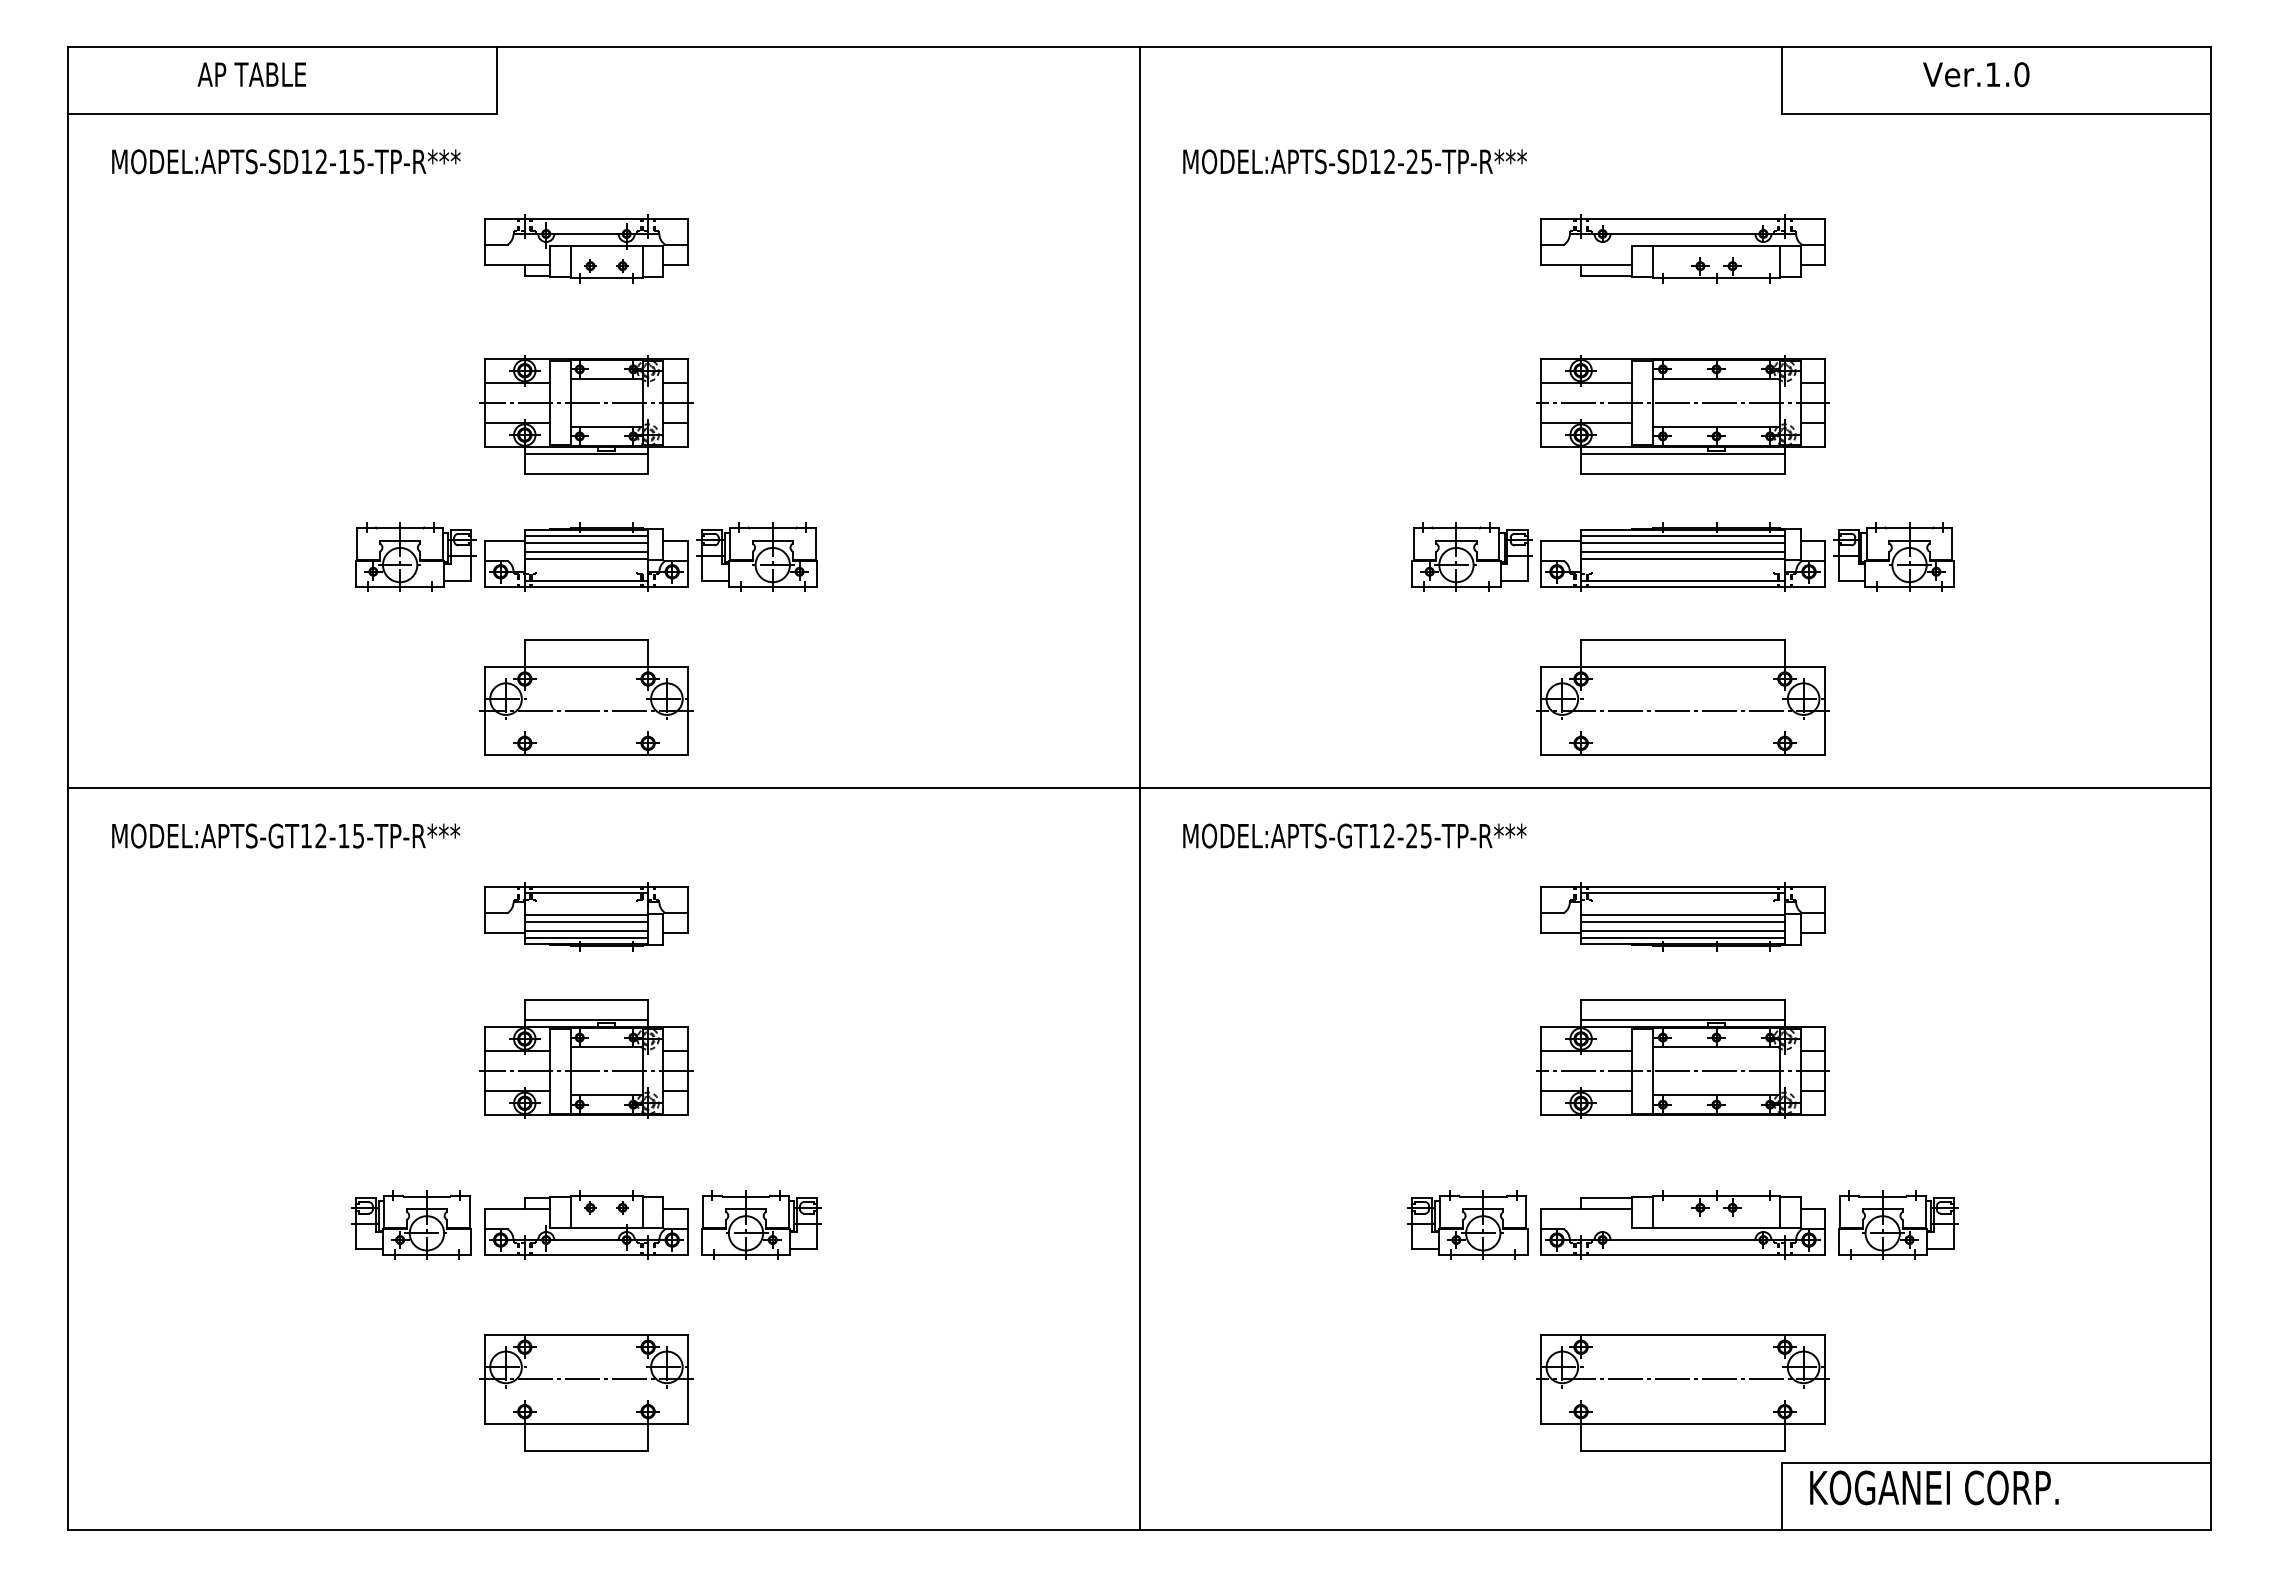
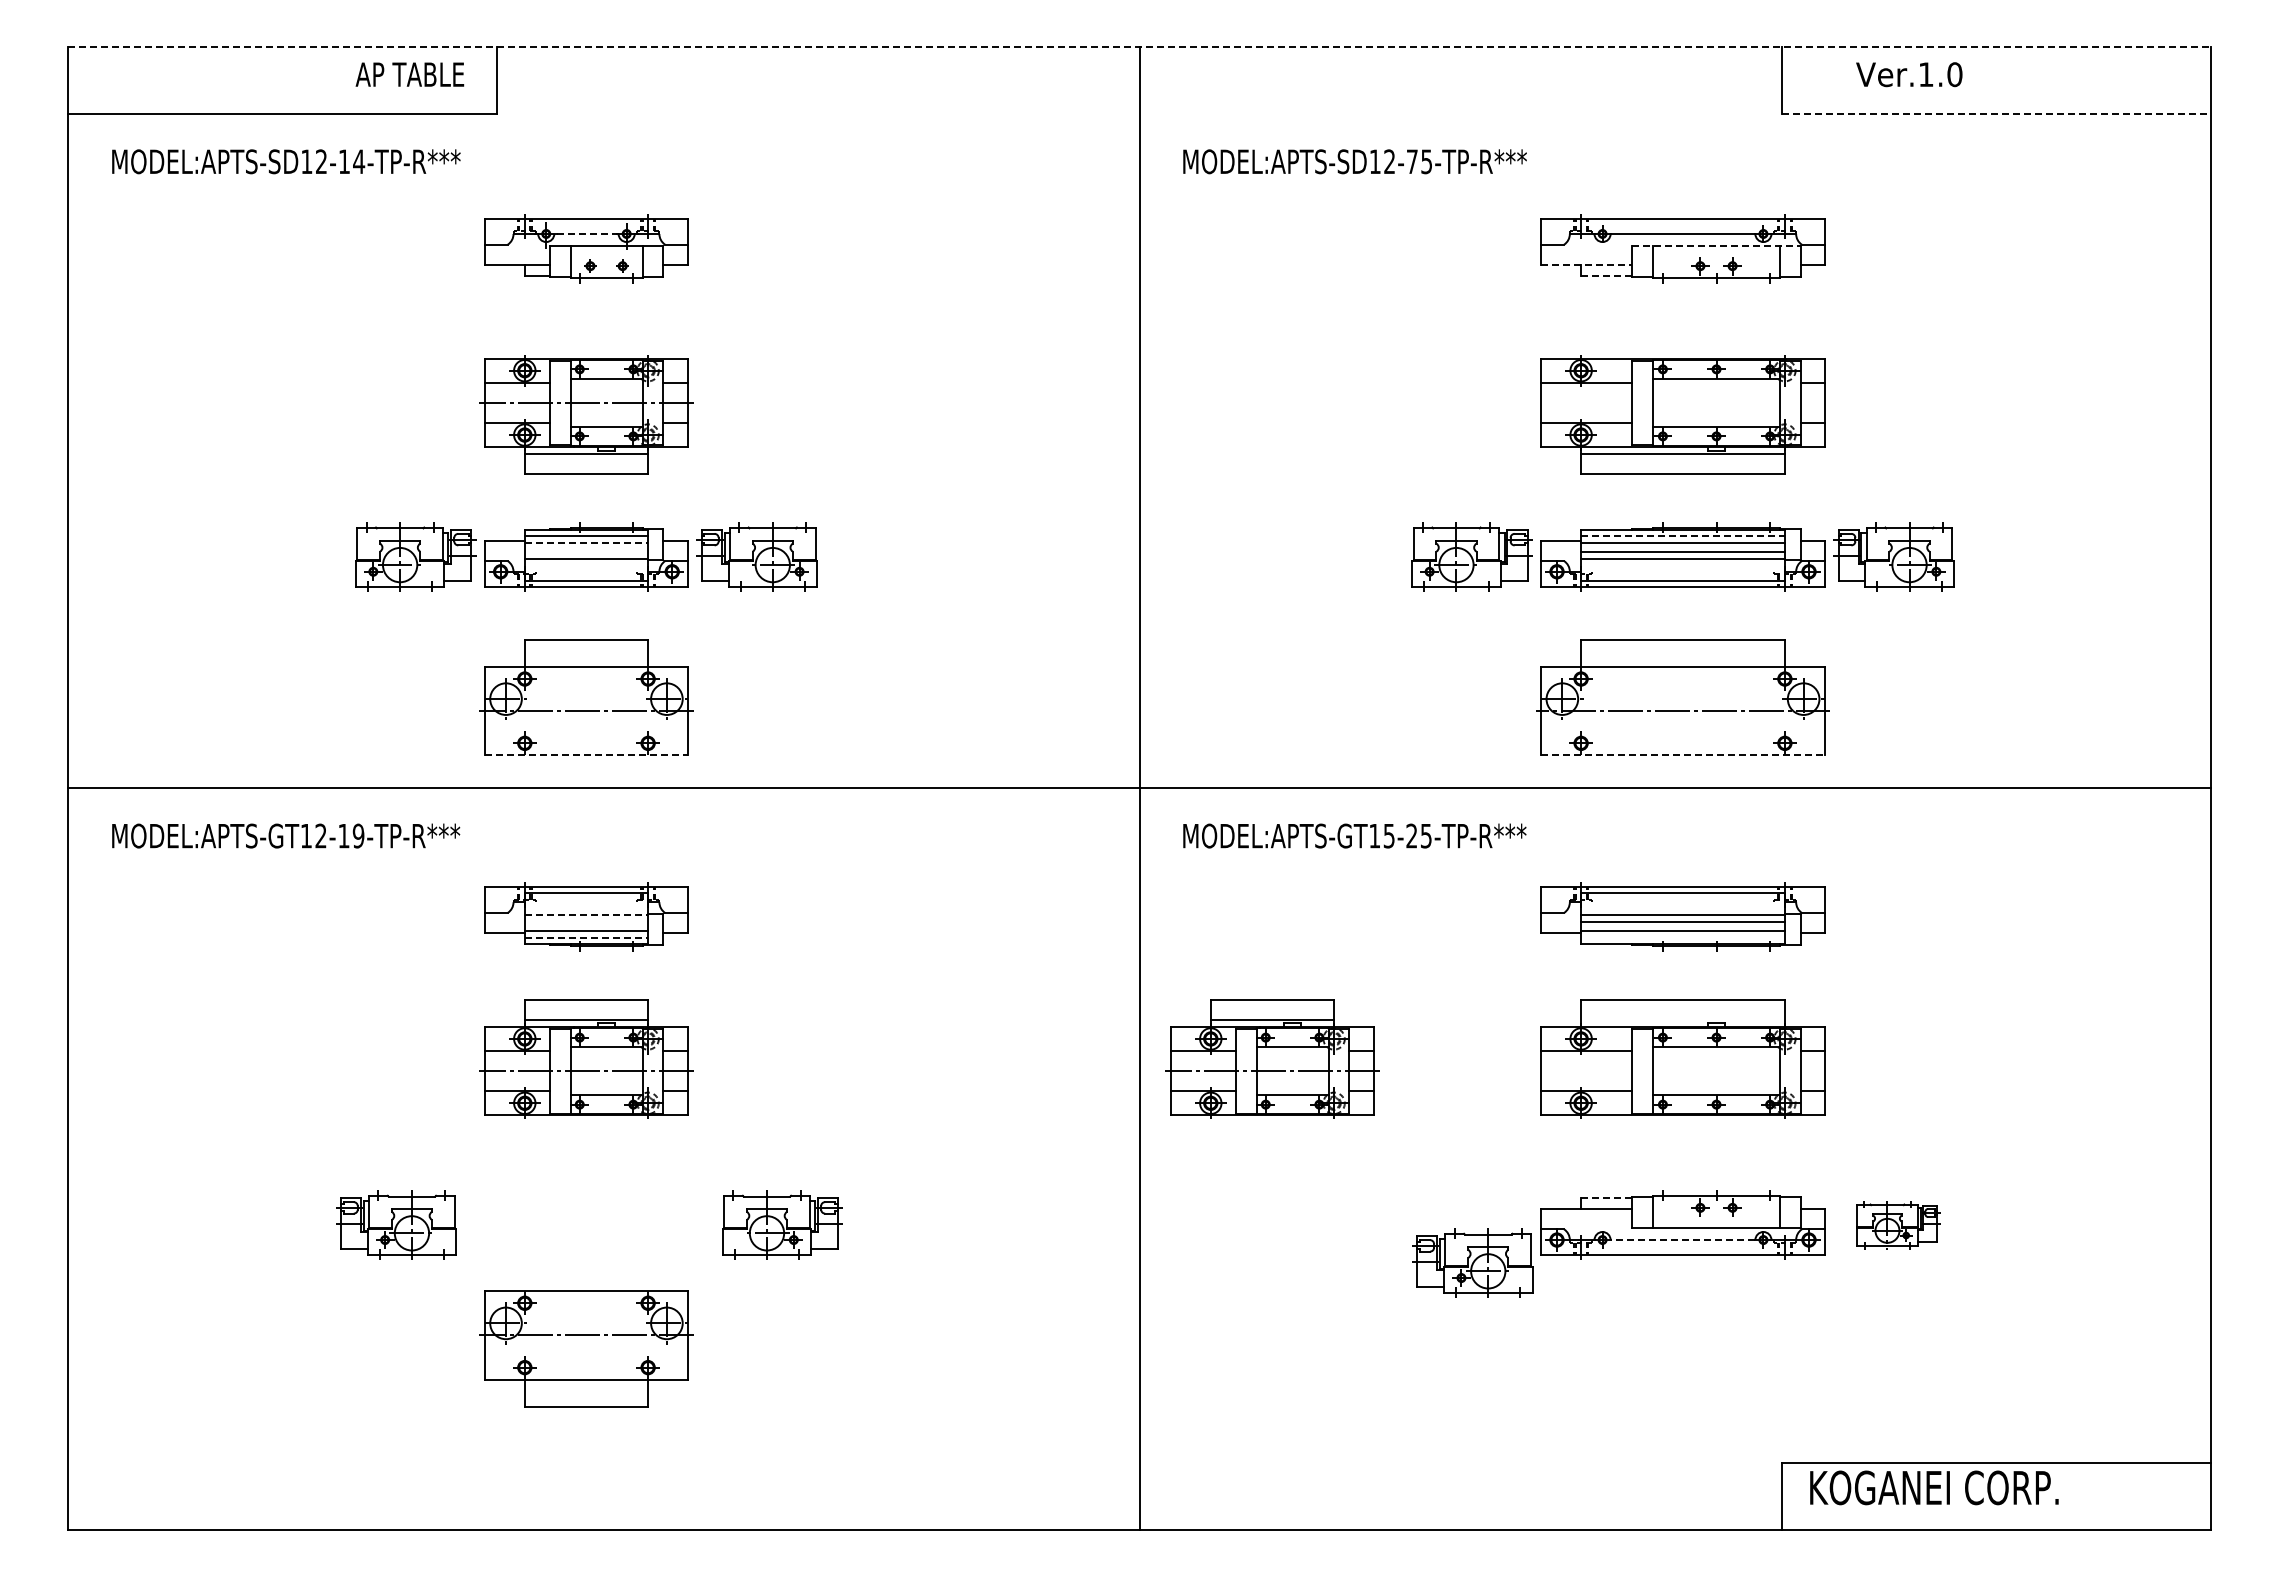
line: solid -> dashed (1139, 47)
text position: (251, 74) -> (409, 74) (409, 74)
text position: (1976, 74) -> (1909, 74) (1909, 74)
line: solid -> dashed (1996, 114)
text: MODEL:APTS-SD12-15-TP-R*** -> MODEL:APTS-SD12-14-TP-R*** (359, 161)
text: MODEL:APTS-SD12-25-TP-R*** -> MODEL:APTS-SD12-75-TP-R*** (1411, 161)
line: solid -> dashed (585, 234)
line: solid -> dashed (1717, 246)
line: solid -> dashed (1586, 264)
line: solid -> dashed (1606, 275)
line: present -> none (1682, 402)
line: solid -> dashed (1683, 536)
line: solid -> dashed (586, 543)
line: present -> none (586, 552)
line: solid -> dashed (586, 755)
line: solid -> dashed (1683, 755)
text: MODEL:APTS-GT12-15-TP-R*** -> MODEL:APTS-GT12-19-TP-R*** (358, 835)
text: MODEL:APTS-GT12-25-TP-R*** -> MODEL:APTS-GT15-25-TP-R*** (1388, 835)
line: solid -> dashed (586, 914)
line: present -> none (586, 921)
line: solid -> dashed (586, 937)
line: present -> none (1682, 937)
line: present -> none (1682, 1020)
part: none -> present (1272, 1058)
line: present -> none (1682, 1071)
line: solid -> dashed (1606, 1198)
part position: (411, 1224) -> (396, 1224) (396, 1224)
part: present -> none (586, 1224)
part position: (761, 1224) -> (782, 1224) (782, 1224)
part position: (1467, 1224) -> (1472, 1262) (1472, 1262)
part size: 121x70 px -> 85x49 px (1898, 1225)
line: solid -> dashed (1682, 1240)
part position: (586, 1392) -> (586, 1348) (586, 1348)
part: present -> none (1682, 1392)
